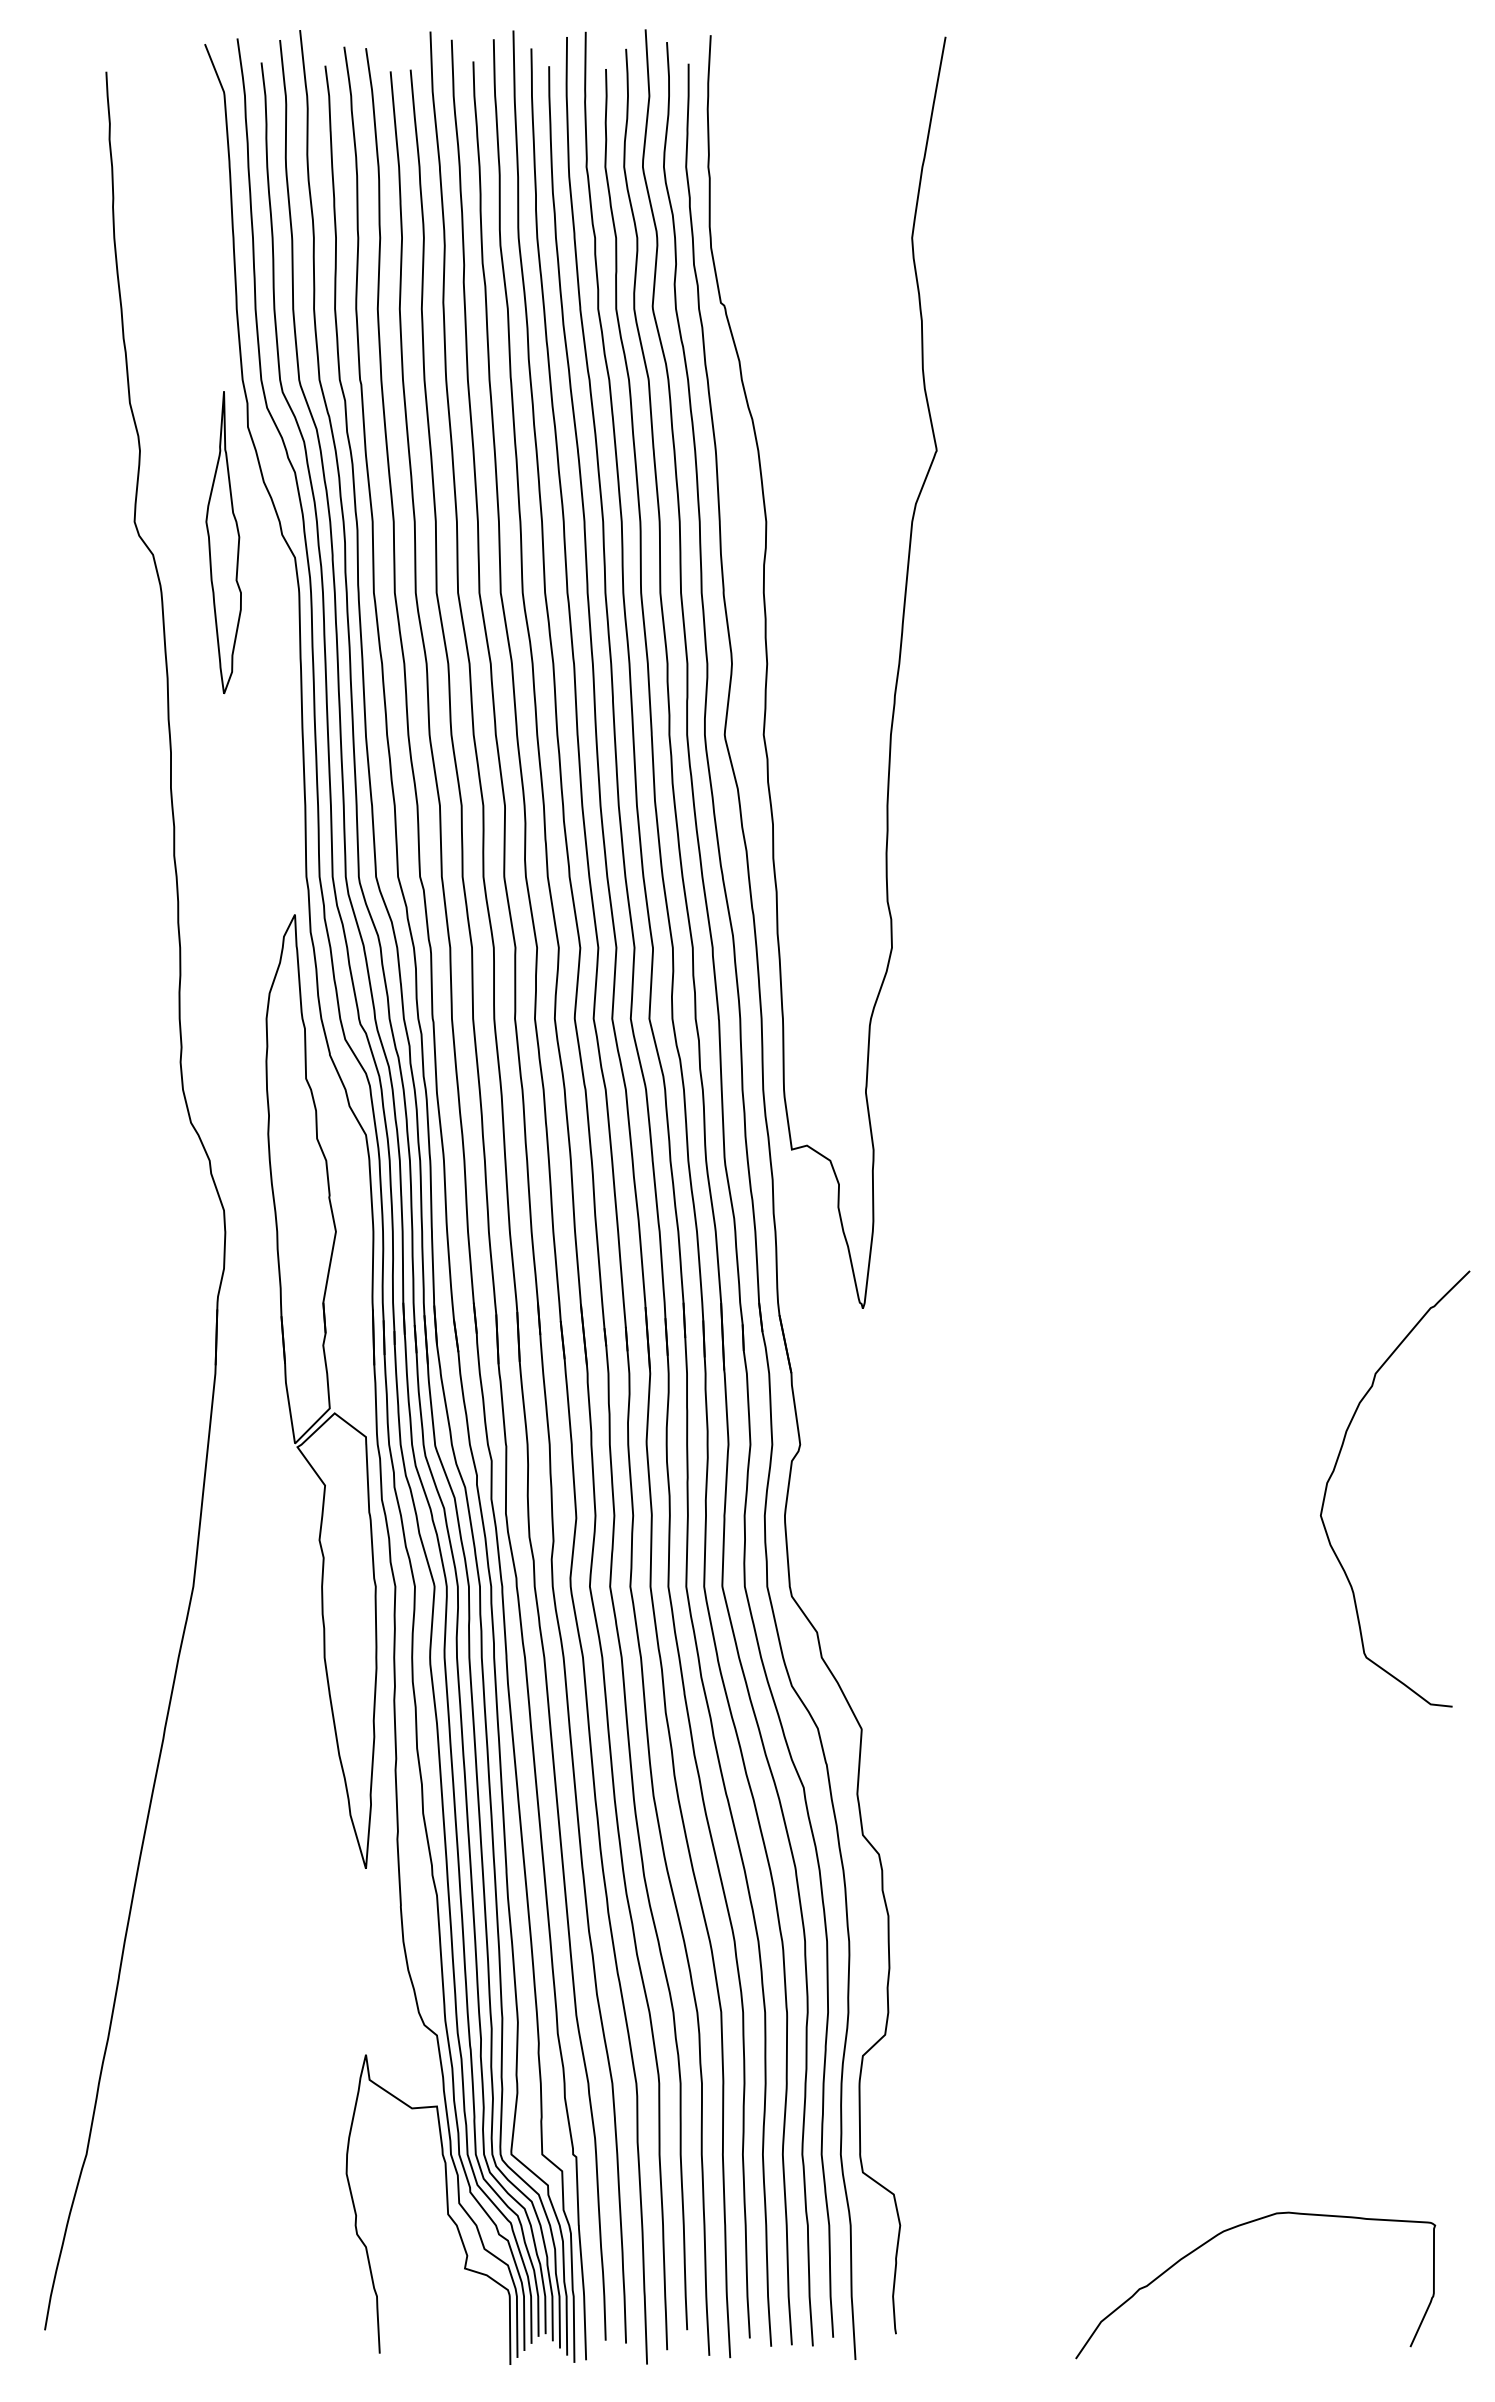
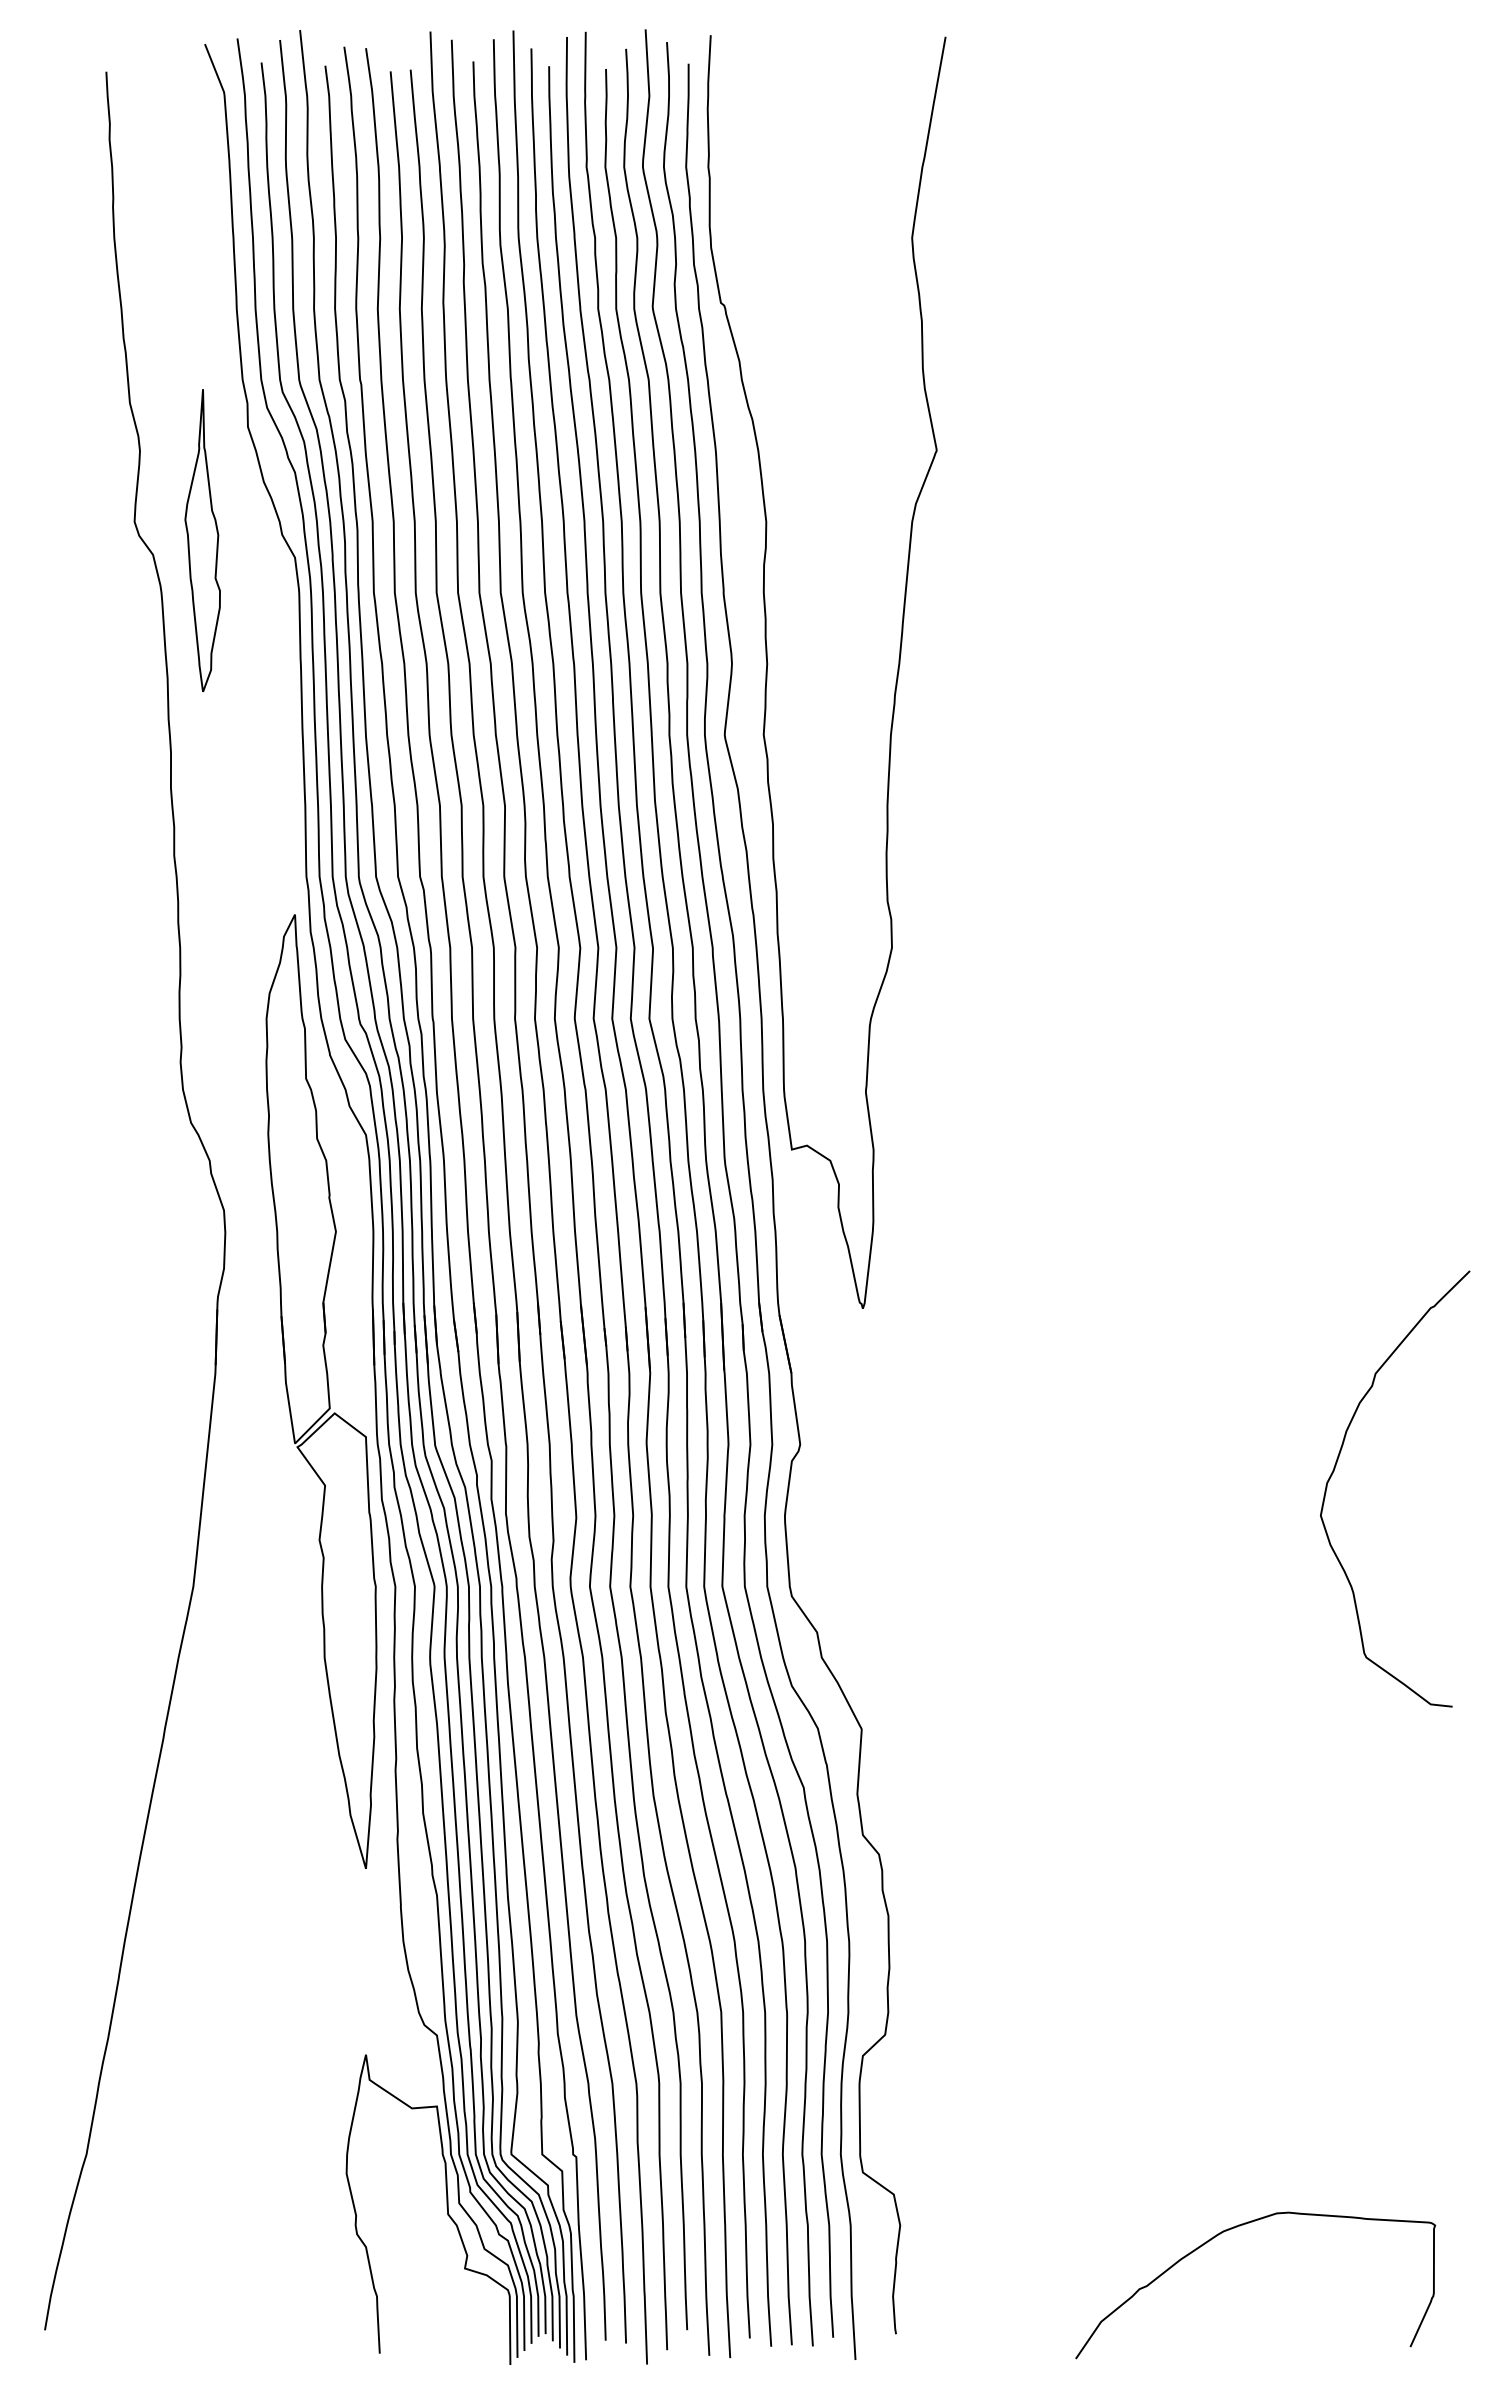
part position: (223, 542) -> (202, 540) (202, 540)
